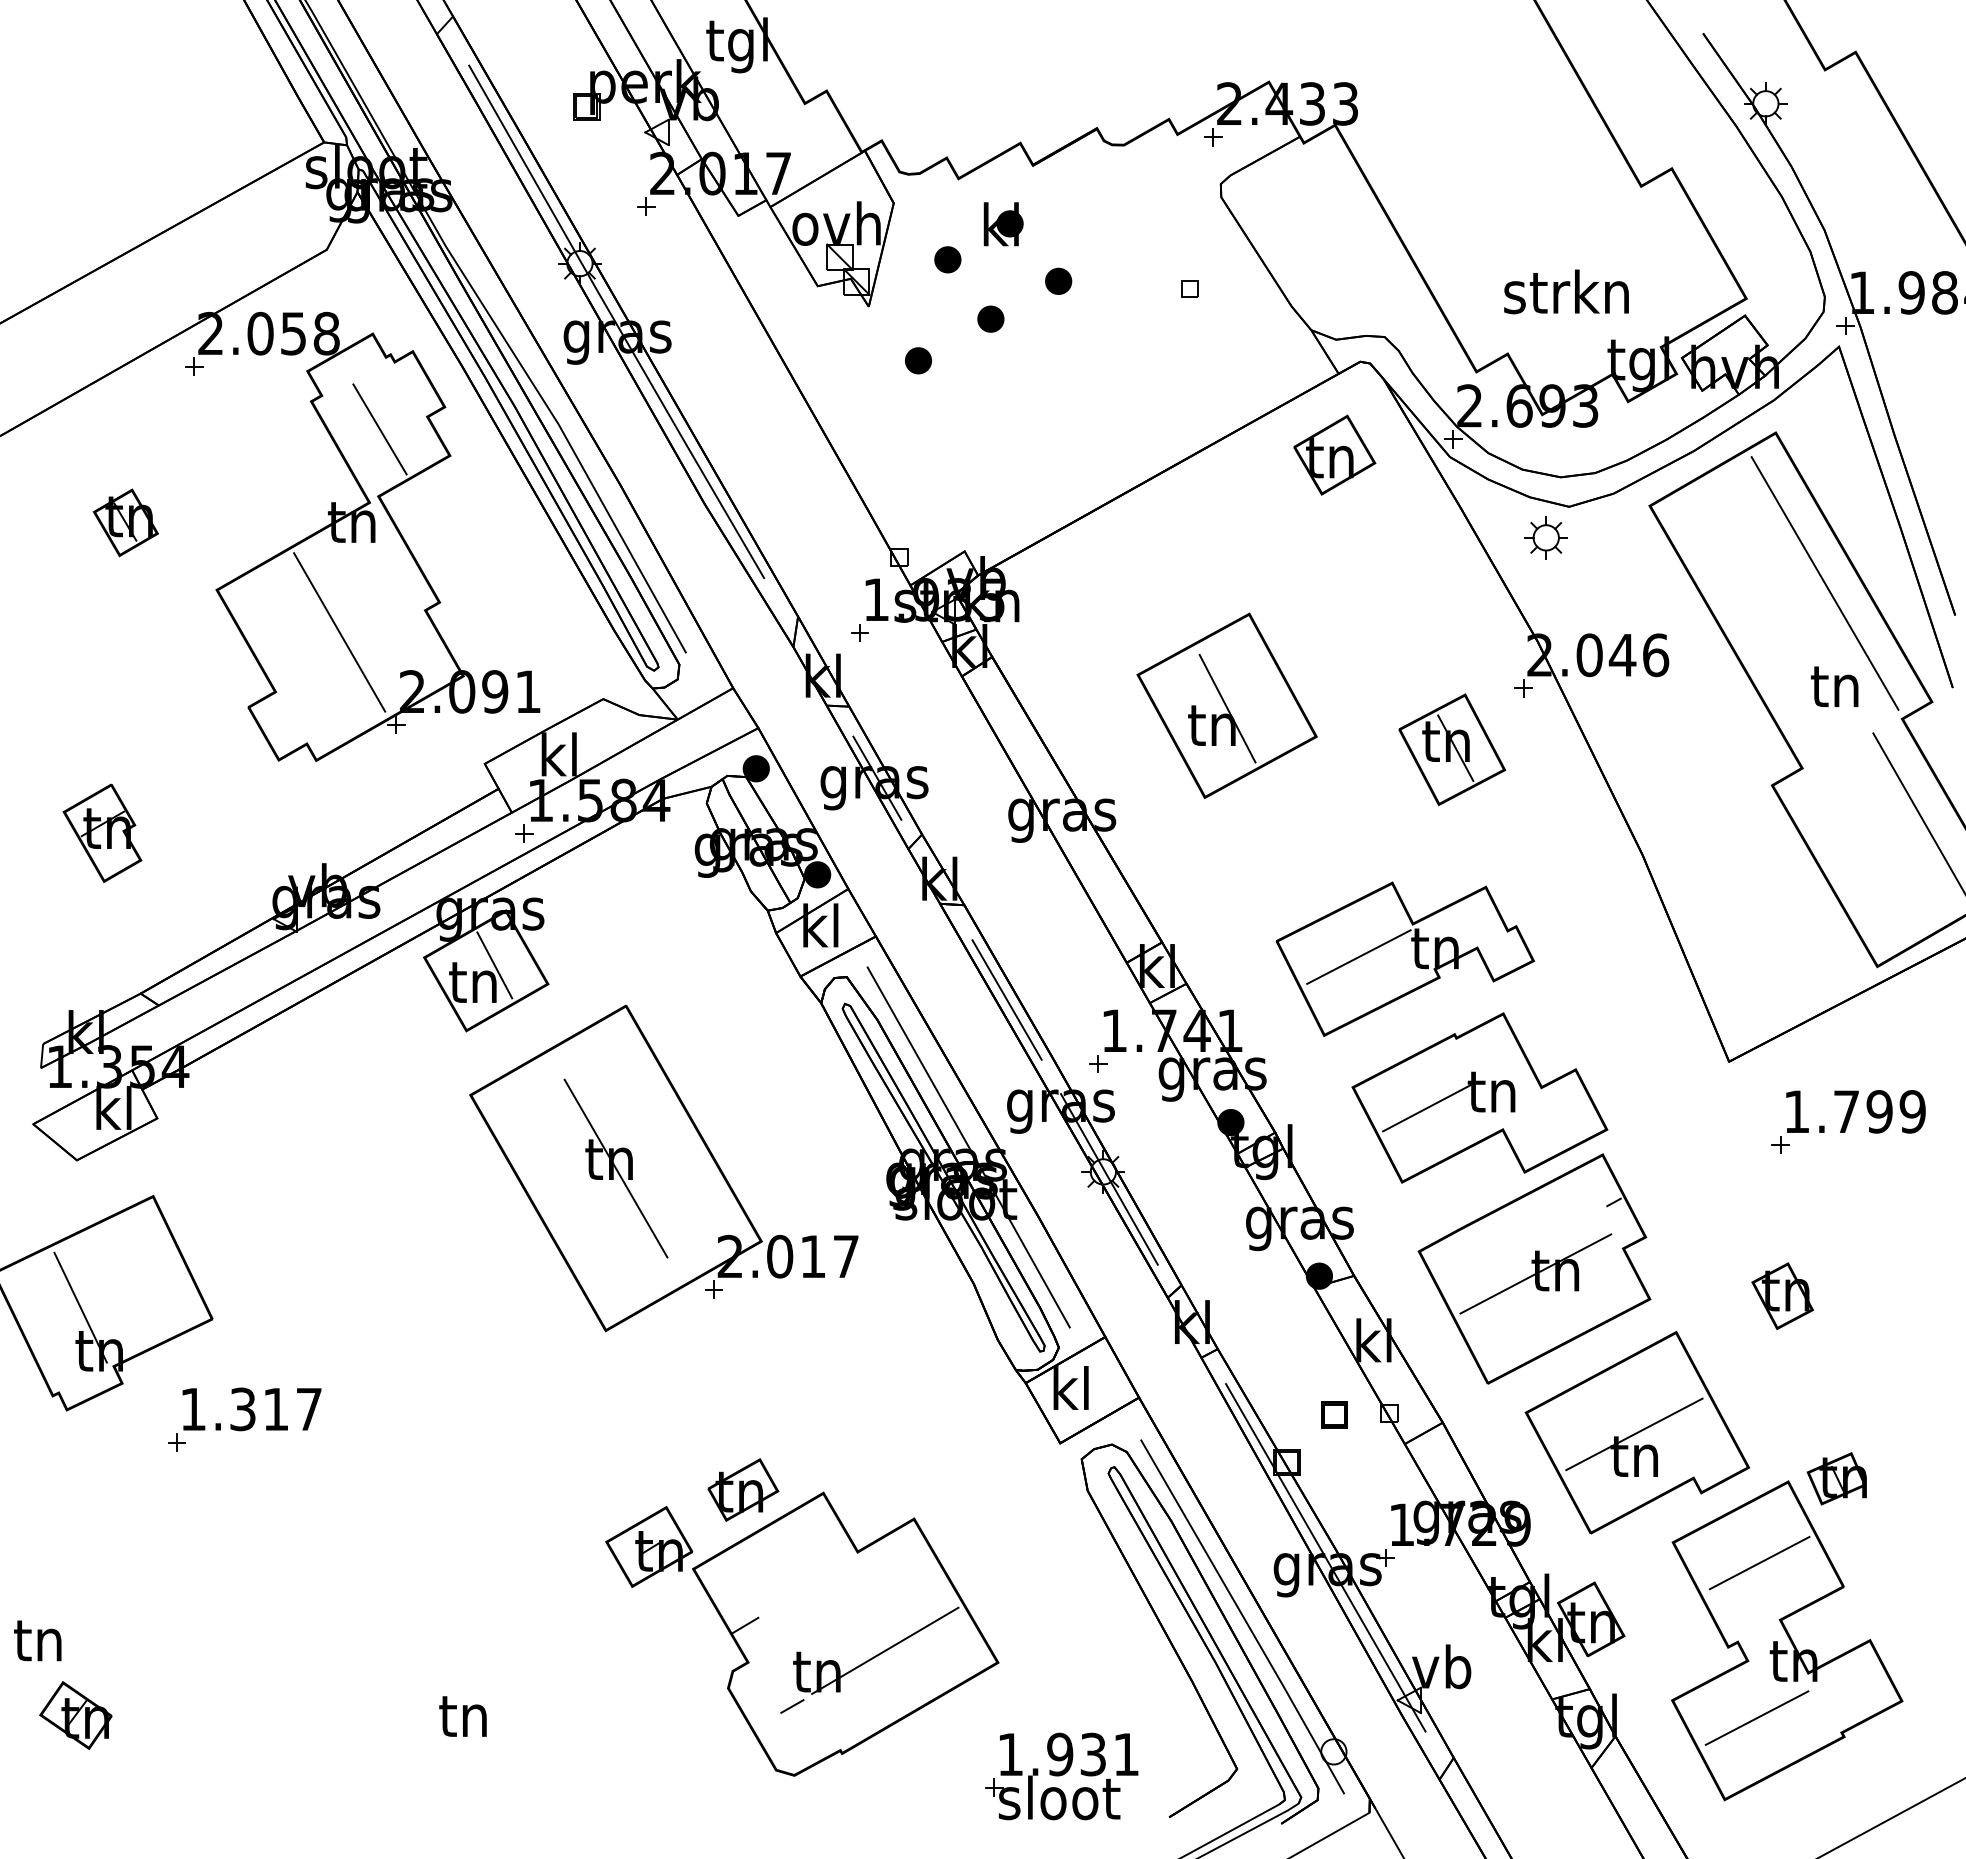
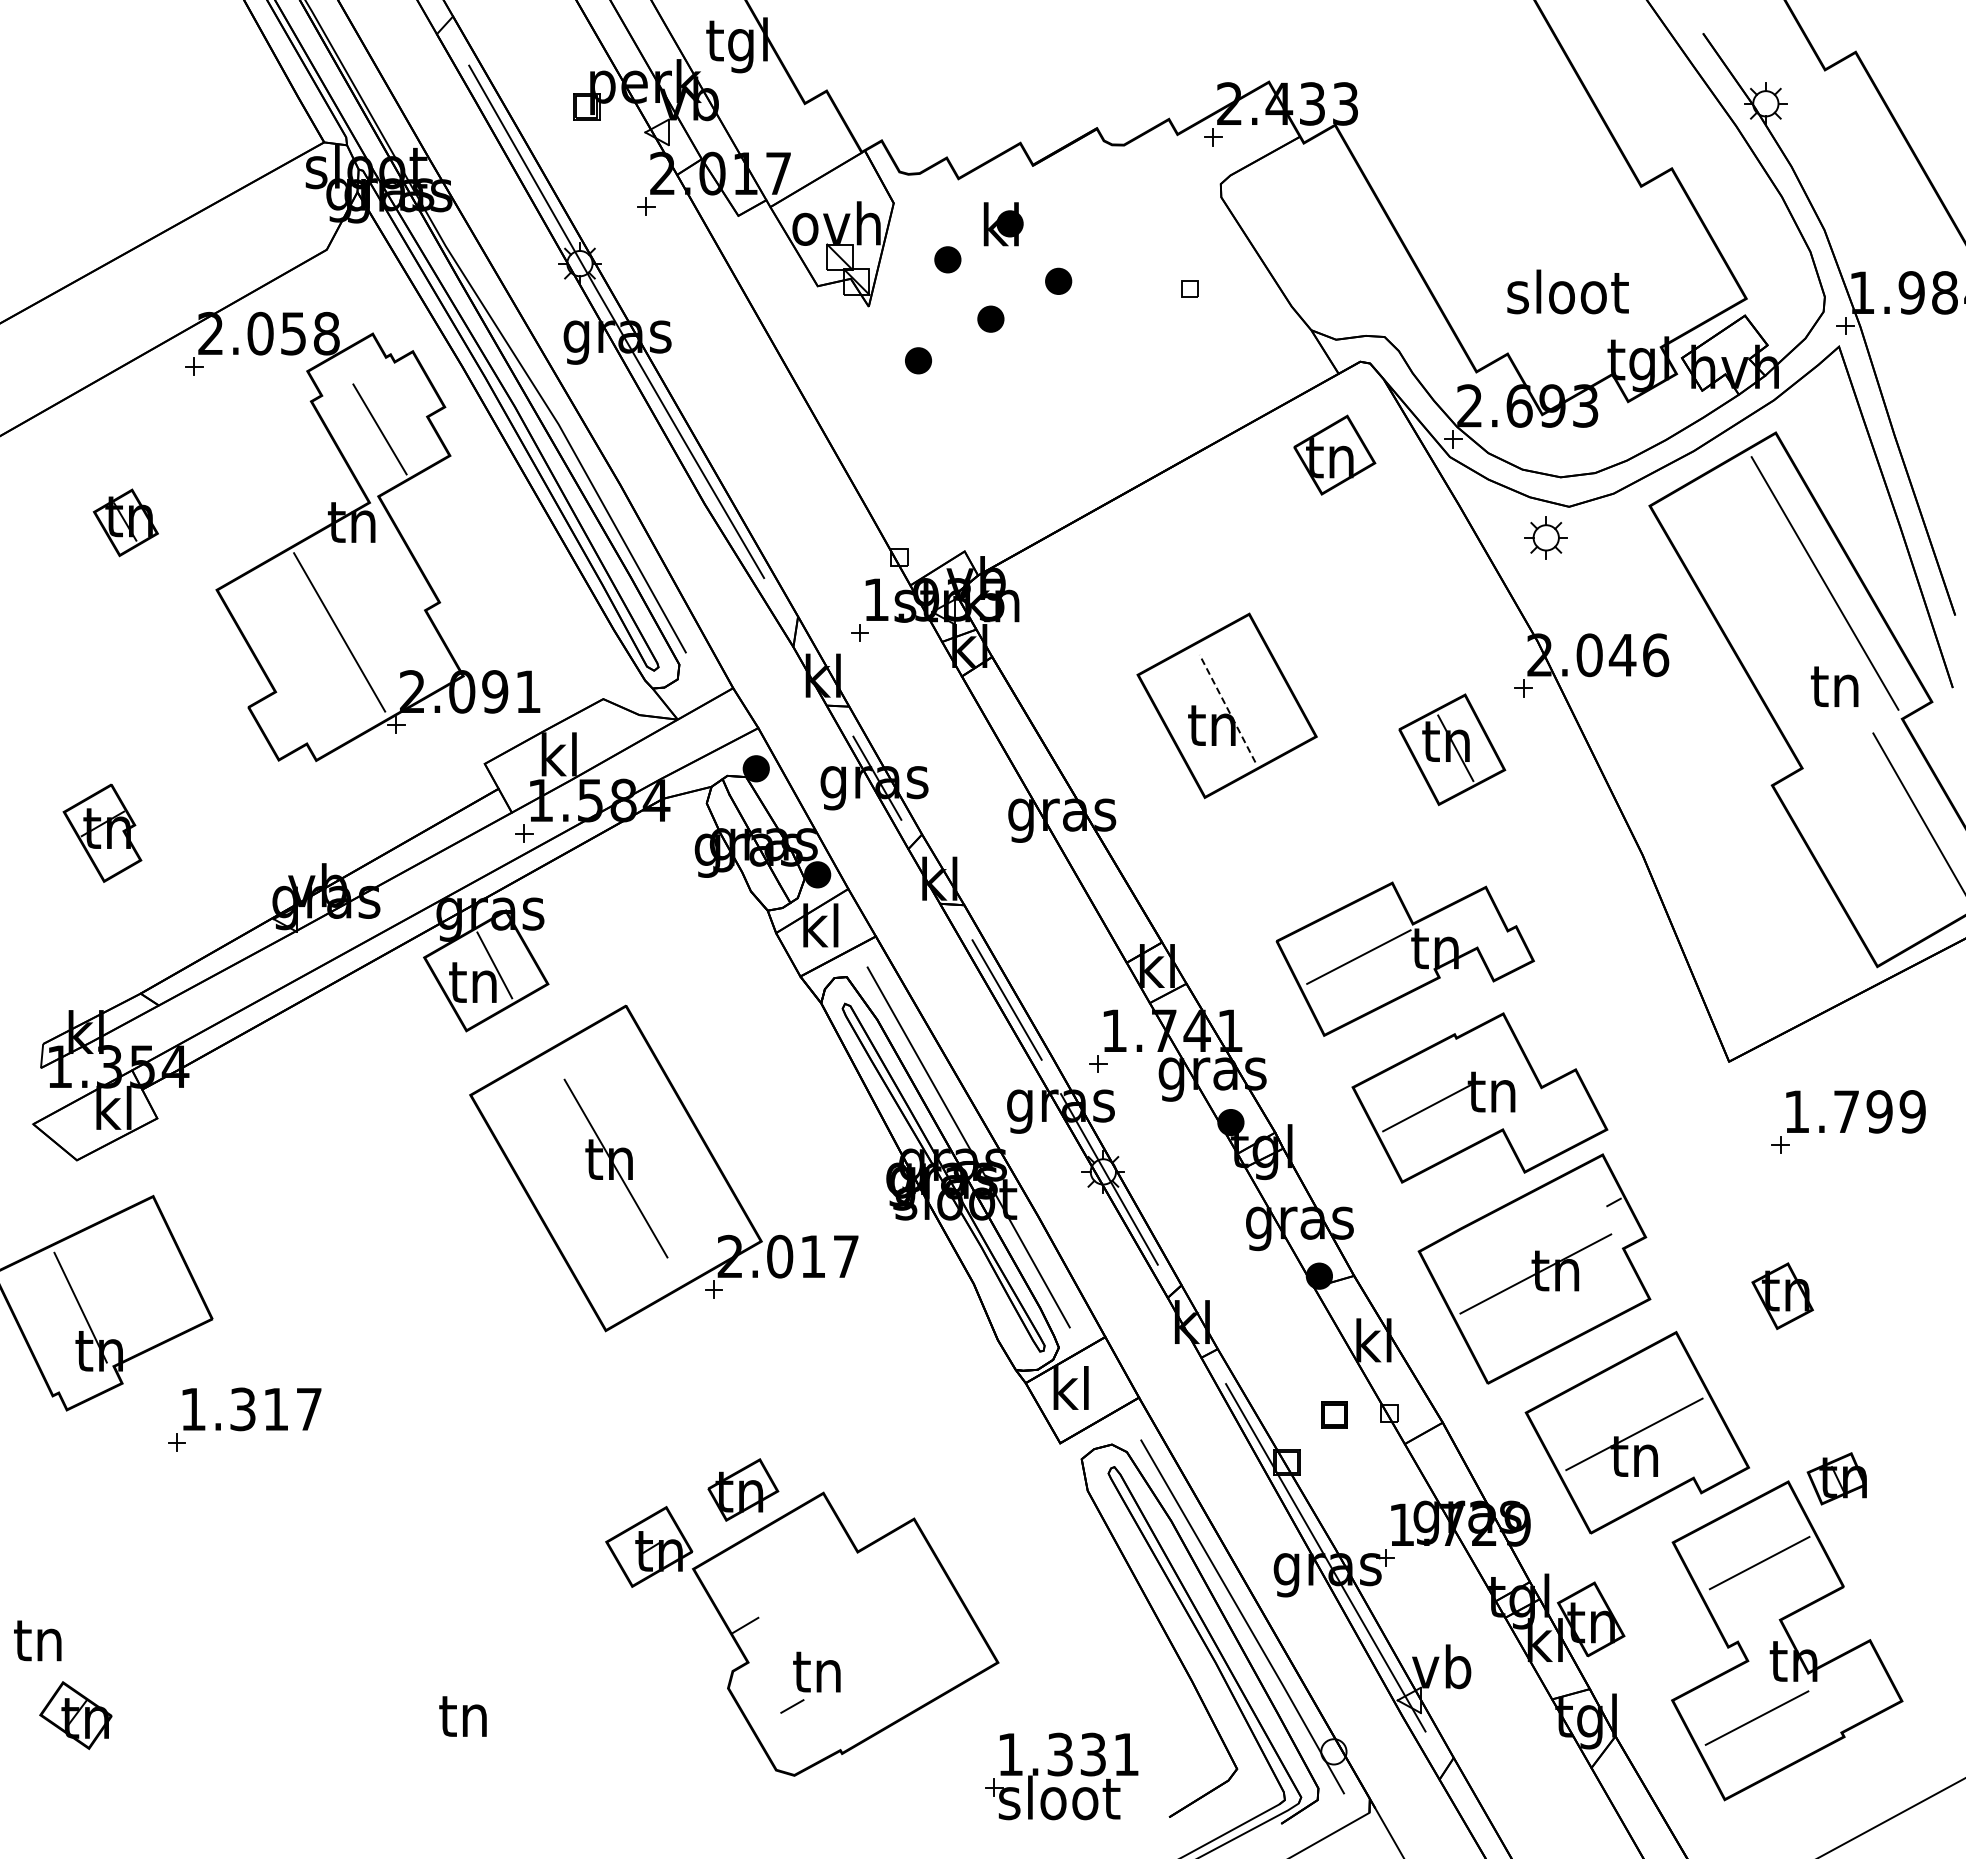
text: strkn -> sloot (1566, 291)
line: solid -> dashed (1227, 708)
line: present -> none (885, 1650)
text: 1.931 -> 1.331 (1060, 1754)
